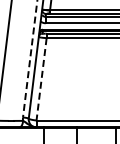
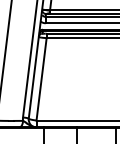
line: dashed -> solid (30, 59)
line: dashed -> solid (41, 79)
